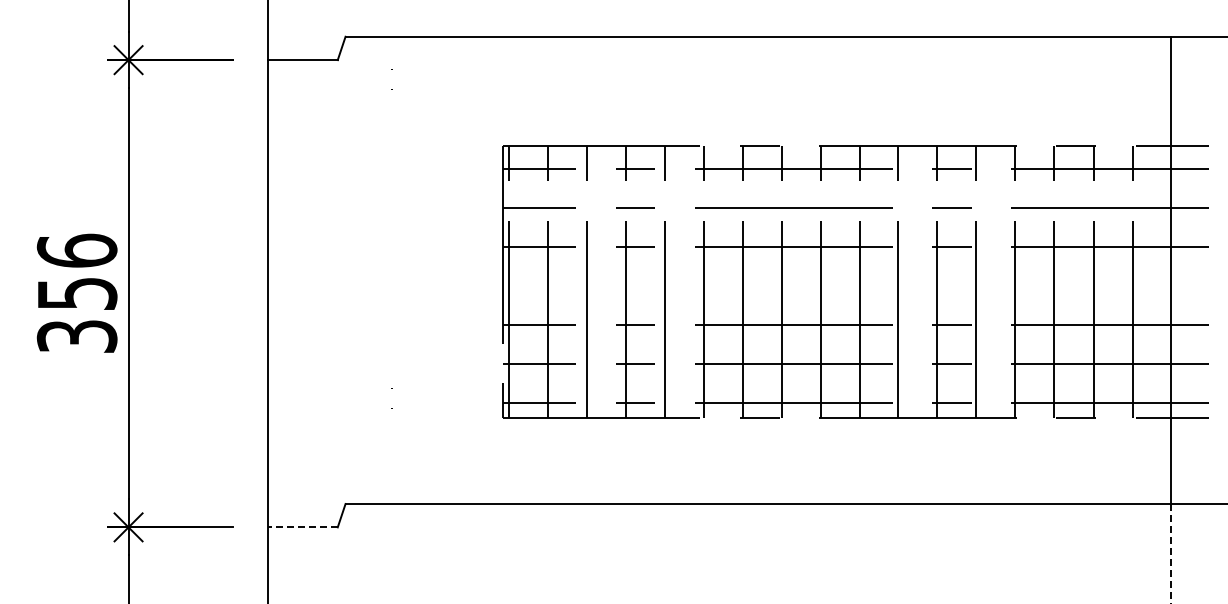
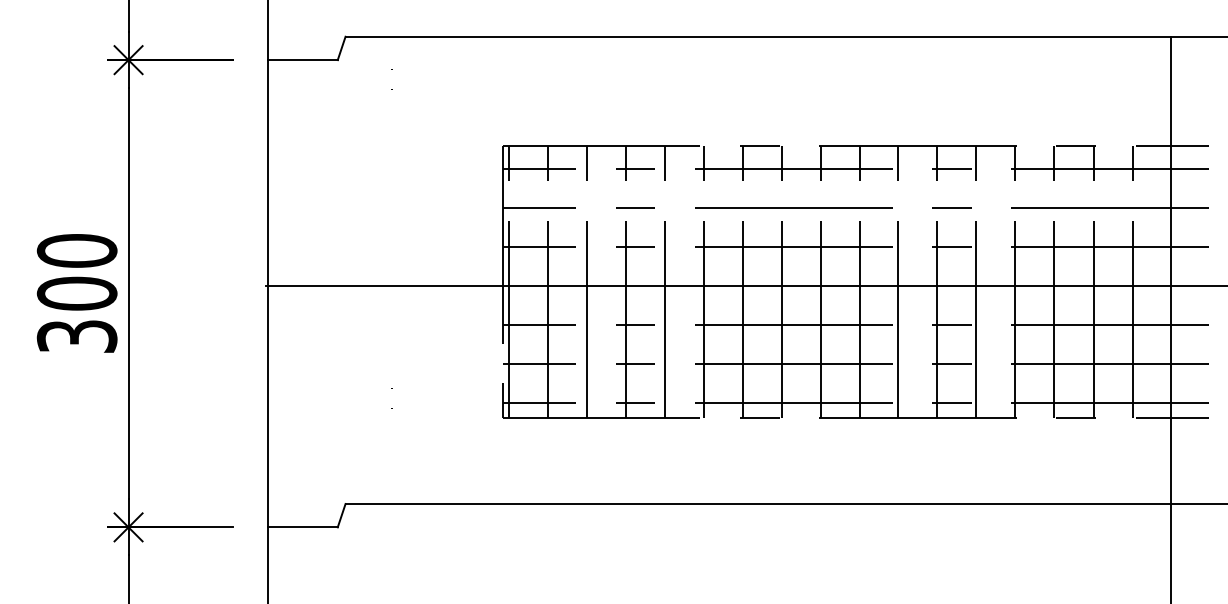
text: 356 -> 300 (76, 271)
line: none -> present (745, 285)
line: dashed -> solid (302, 527)
line: dashed -> solid (1171, 553)
